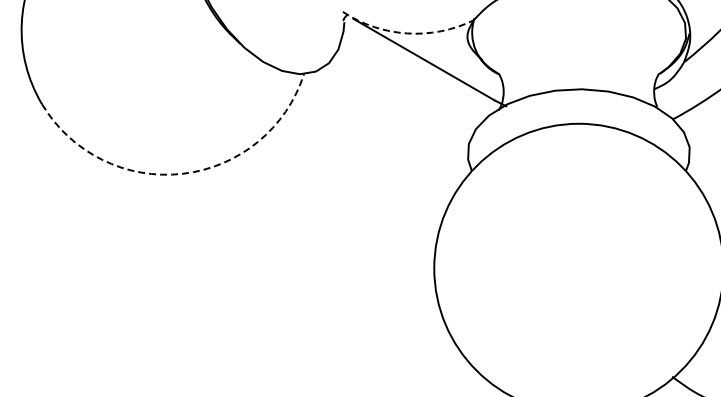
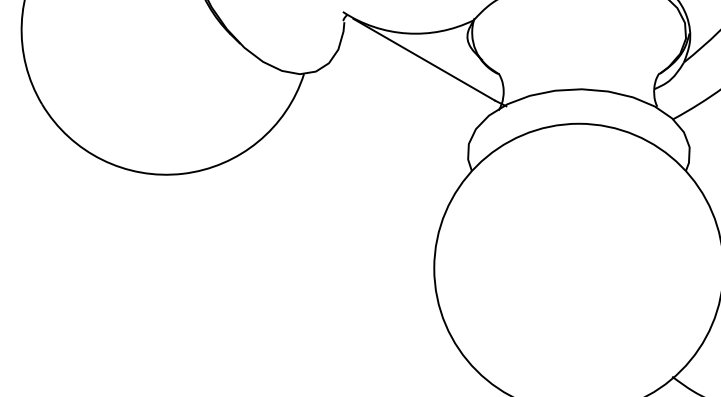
arc: dashed -> solid (407, 33)
arc: dashed -> solid (182, 173)
